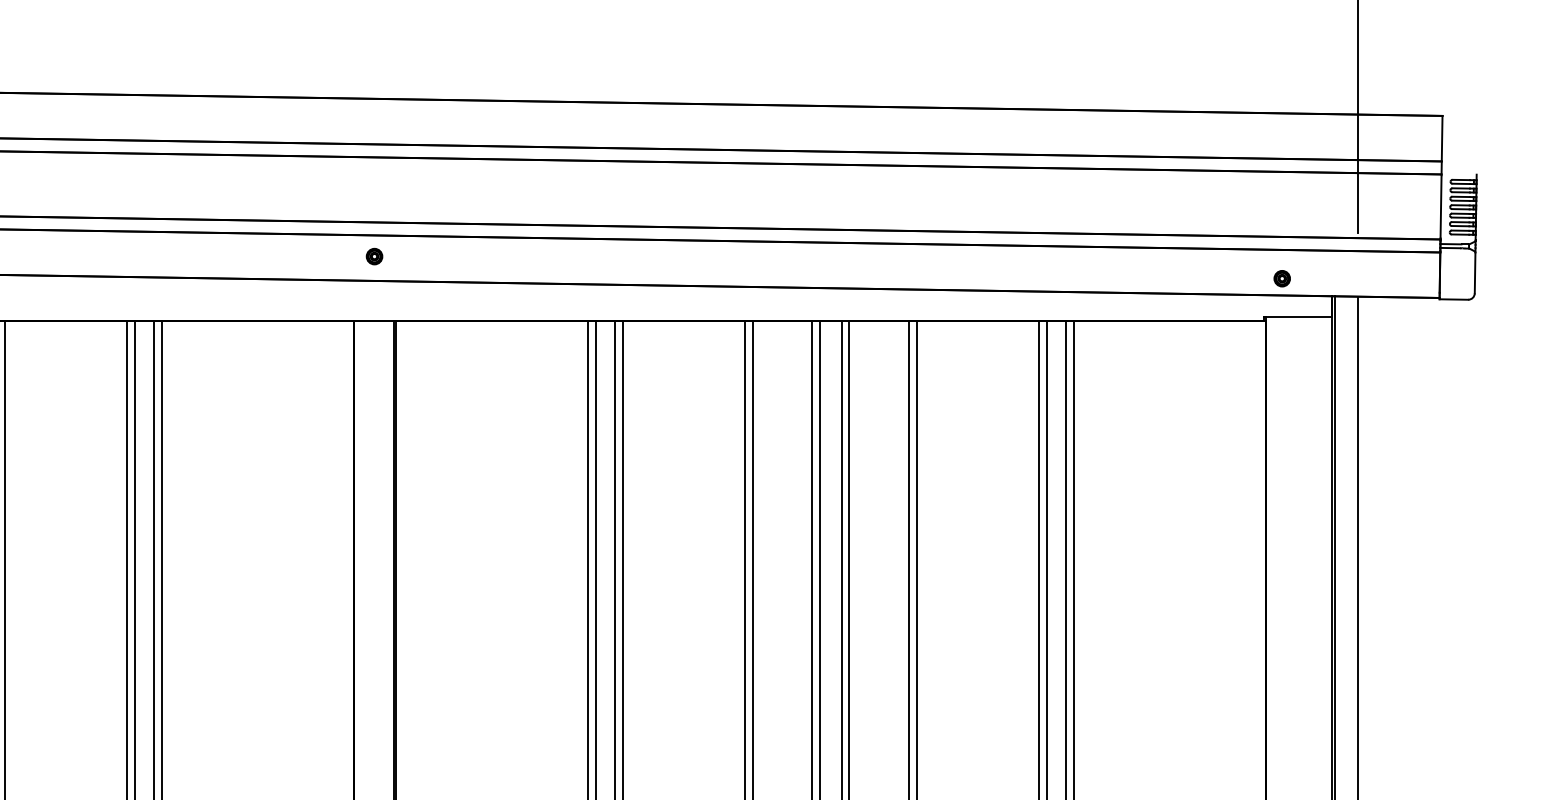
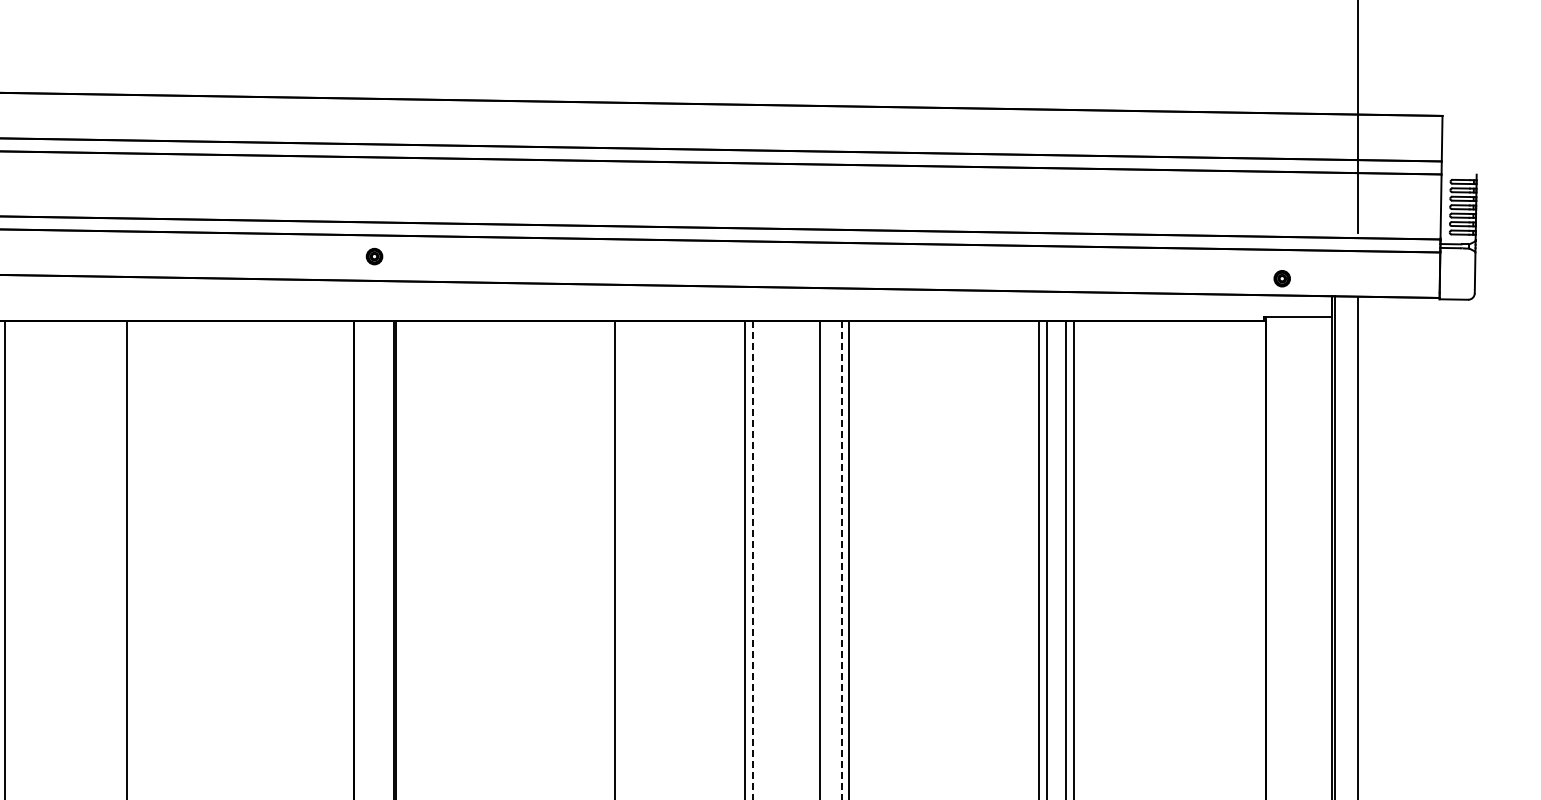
line: present -> none (134, 558)
line: present -> none (153, 558)
line: present -> none (161, 558)
line: present -> none (588, 558)
line: present -> none (596, 558)
line: present -> none (622, 558)
line: present -> none (812, 558)
line: present -> none (908, 558)
line: present -> none (916, 558)
line: solid -> dashed (753, 560)
line: solid -> dashed (841, 560)
